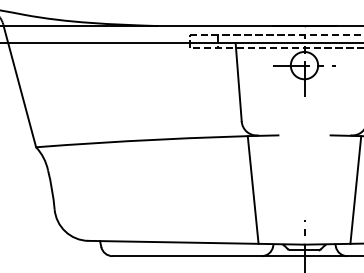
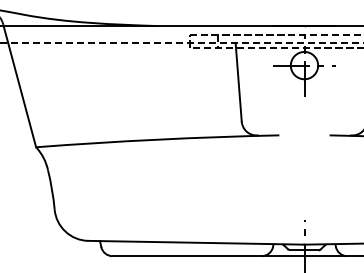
line: solid -> dashed (182, 43)
line: present -> none (252, 189)
line: present -> none (355, 191)
